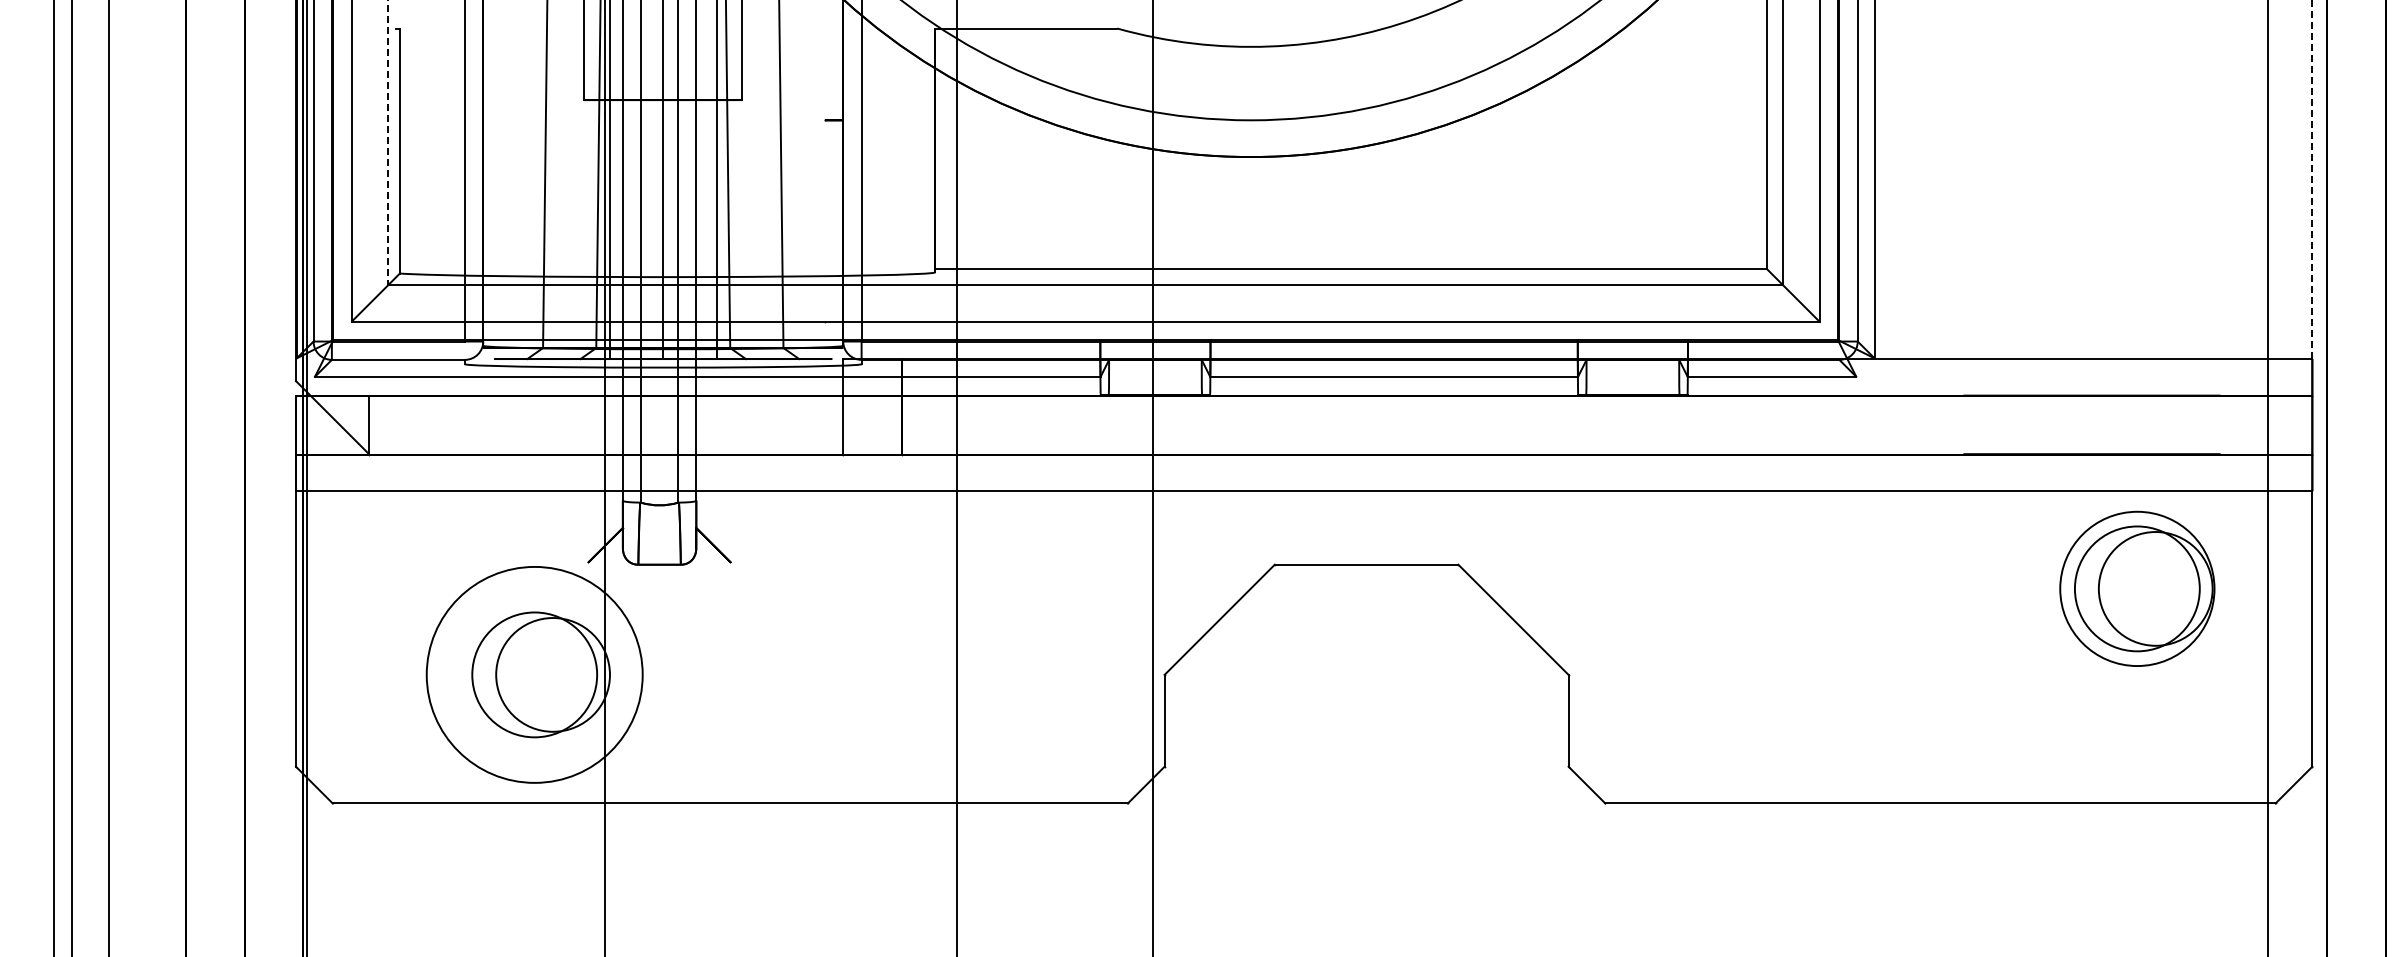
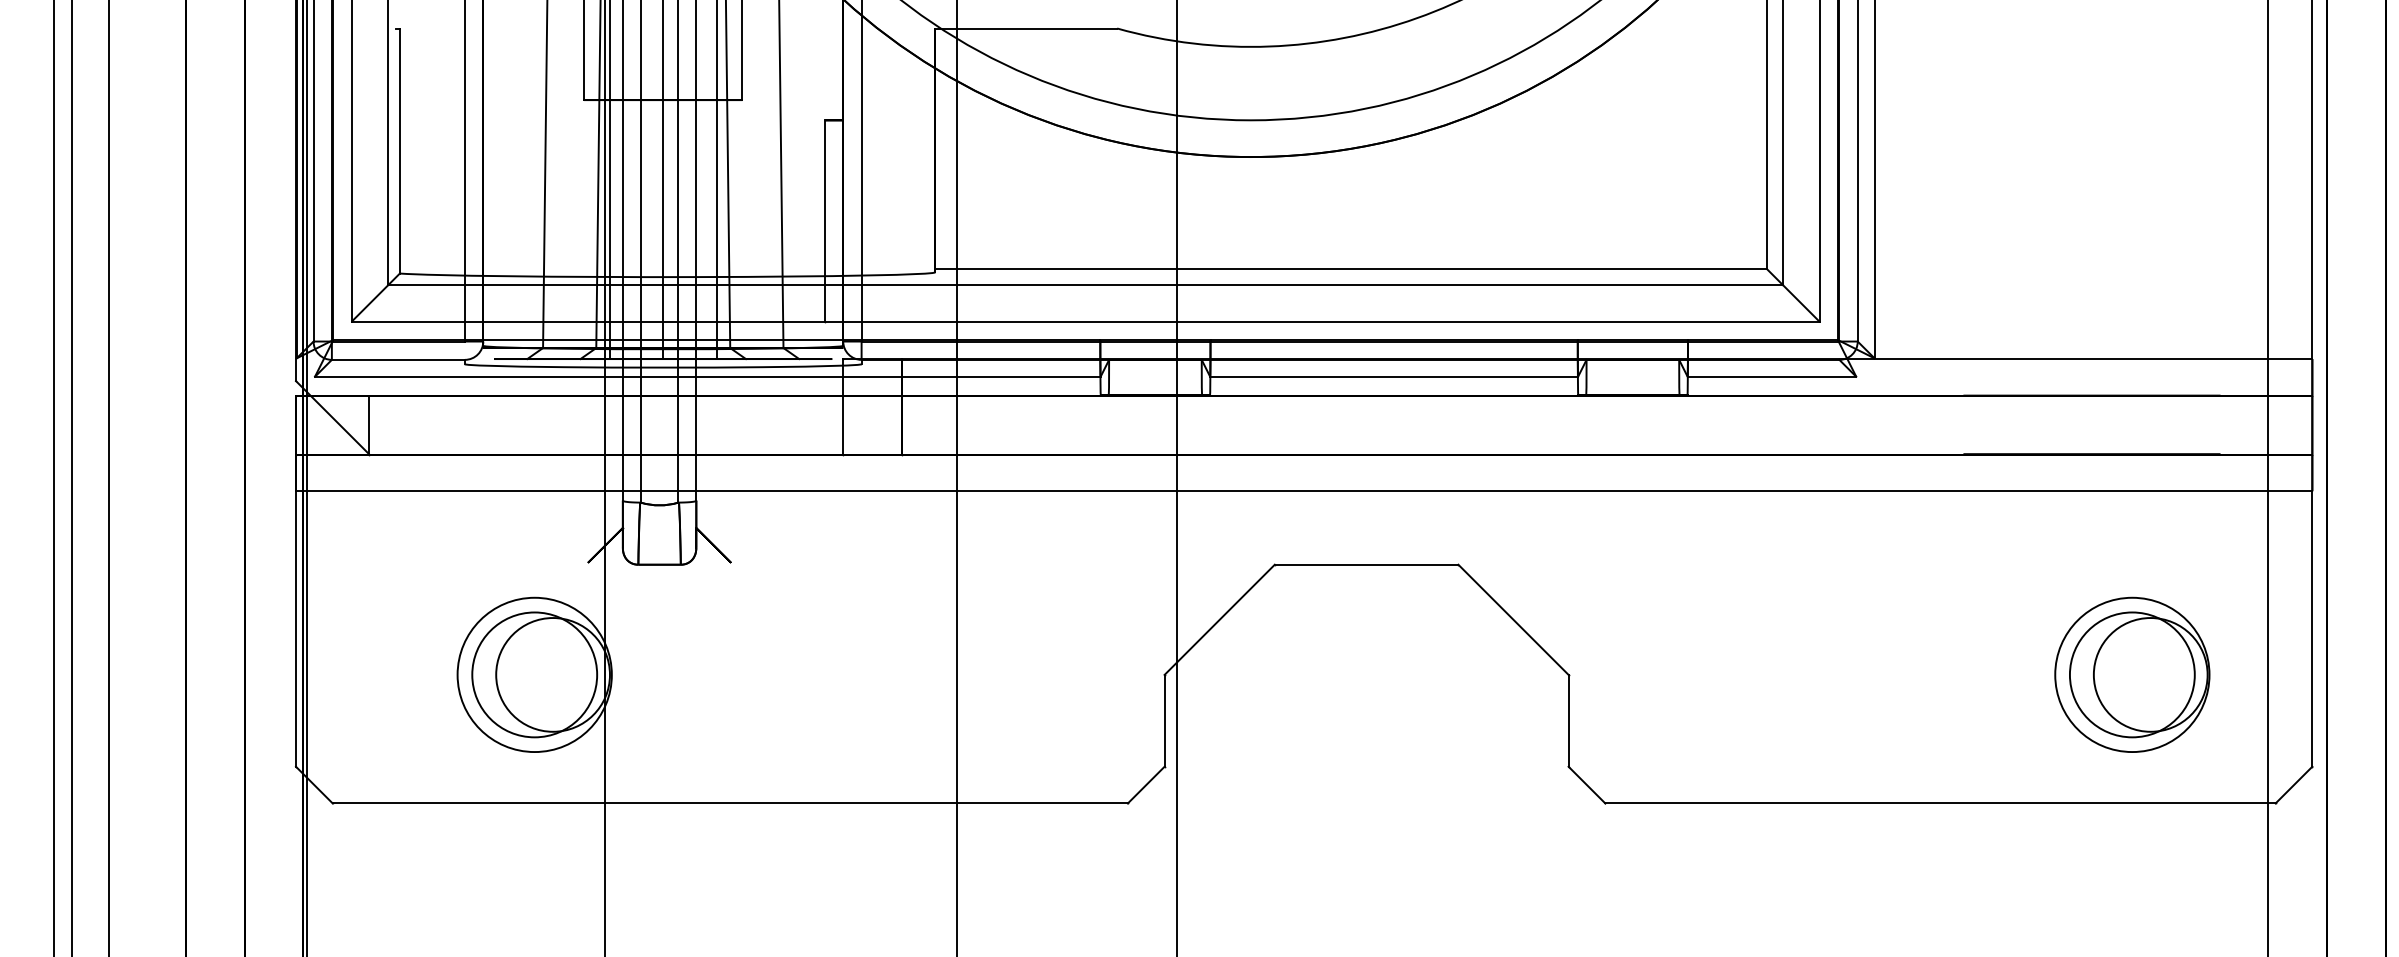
line: dashed -> solid (388, 142)
line: dashed -> solid (2312, 179)
line: none -> present (824, 221)
line position: (1153, 477) -> (1177, 477) (1177, 477)
part position: (2137, 588) -> (2132, 674) (2132, 674)
circle diameter: 216 px -> 154 px (534, 674)
